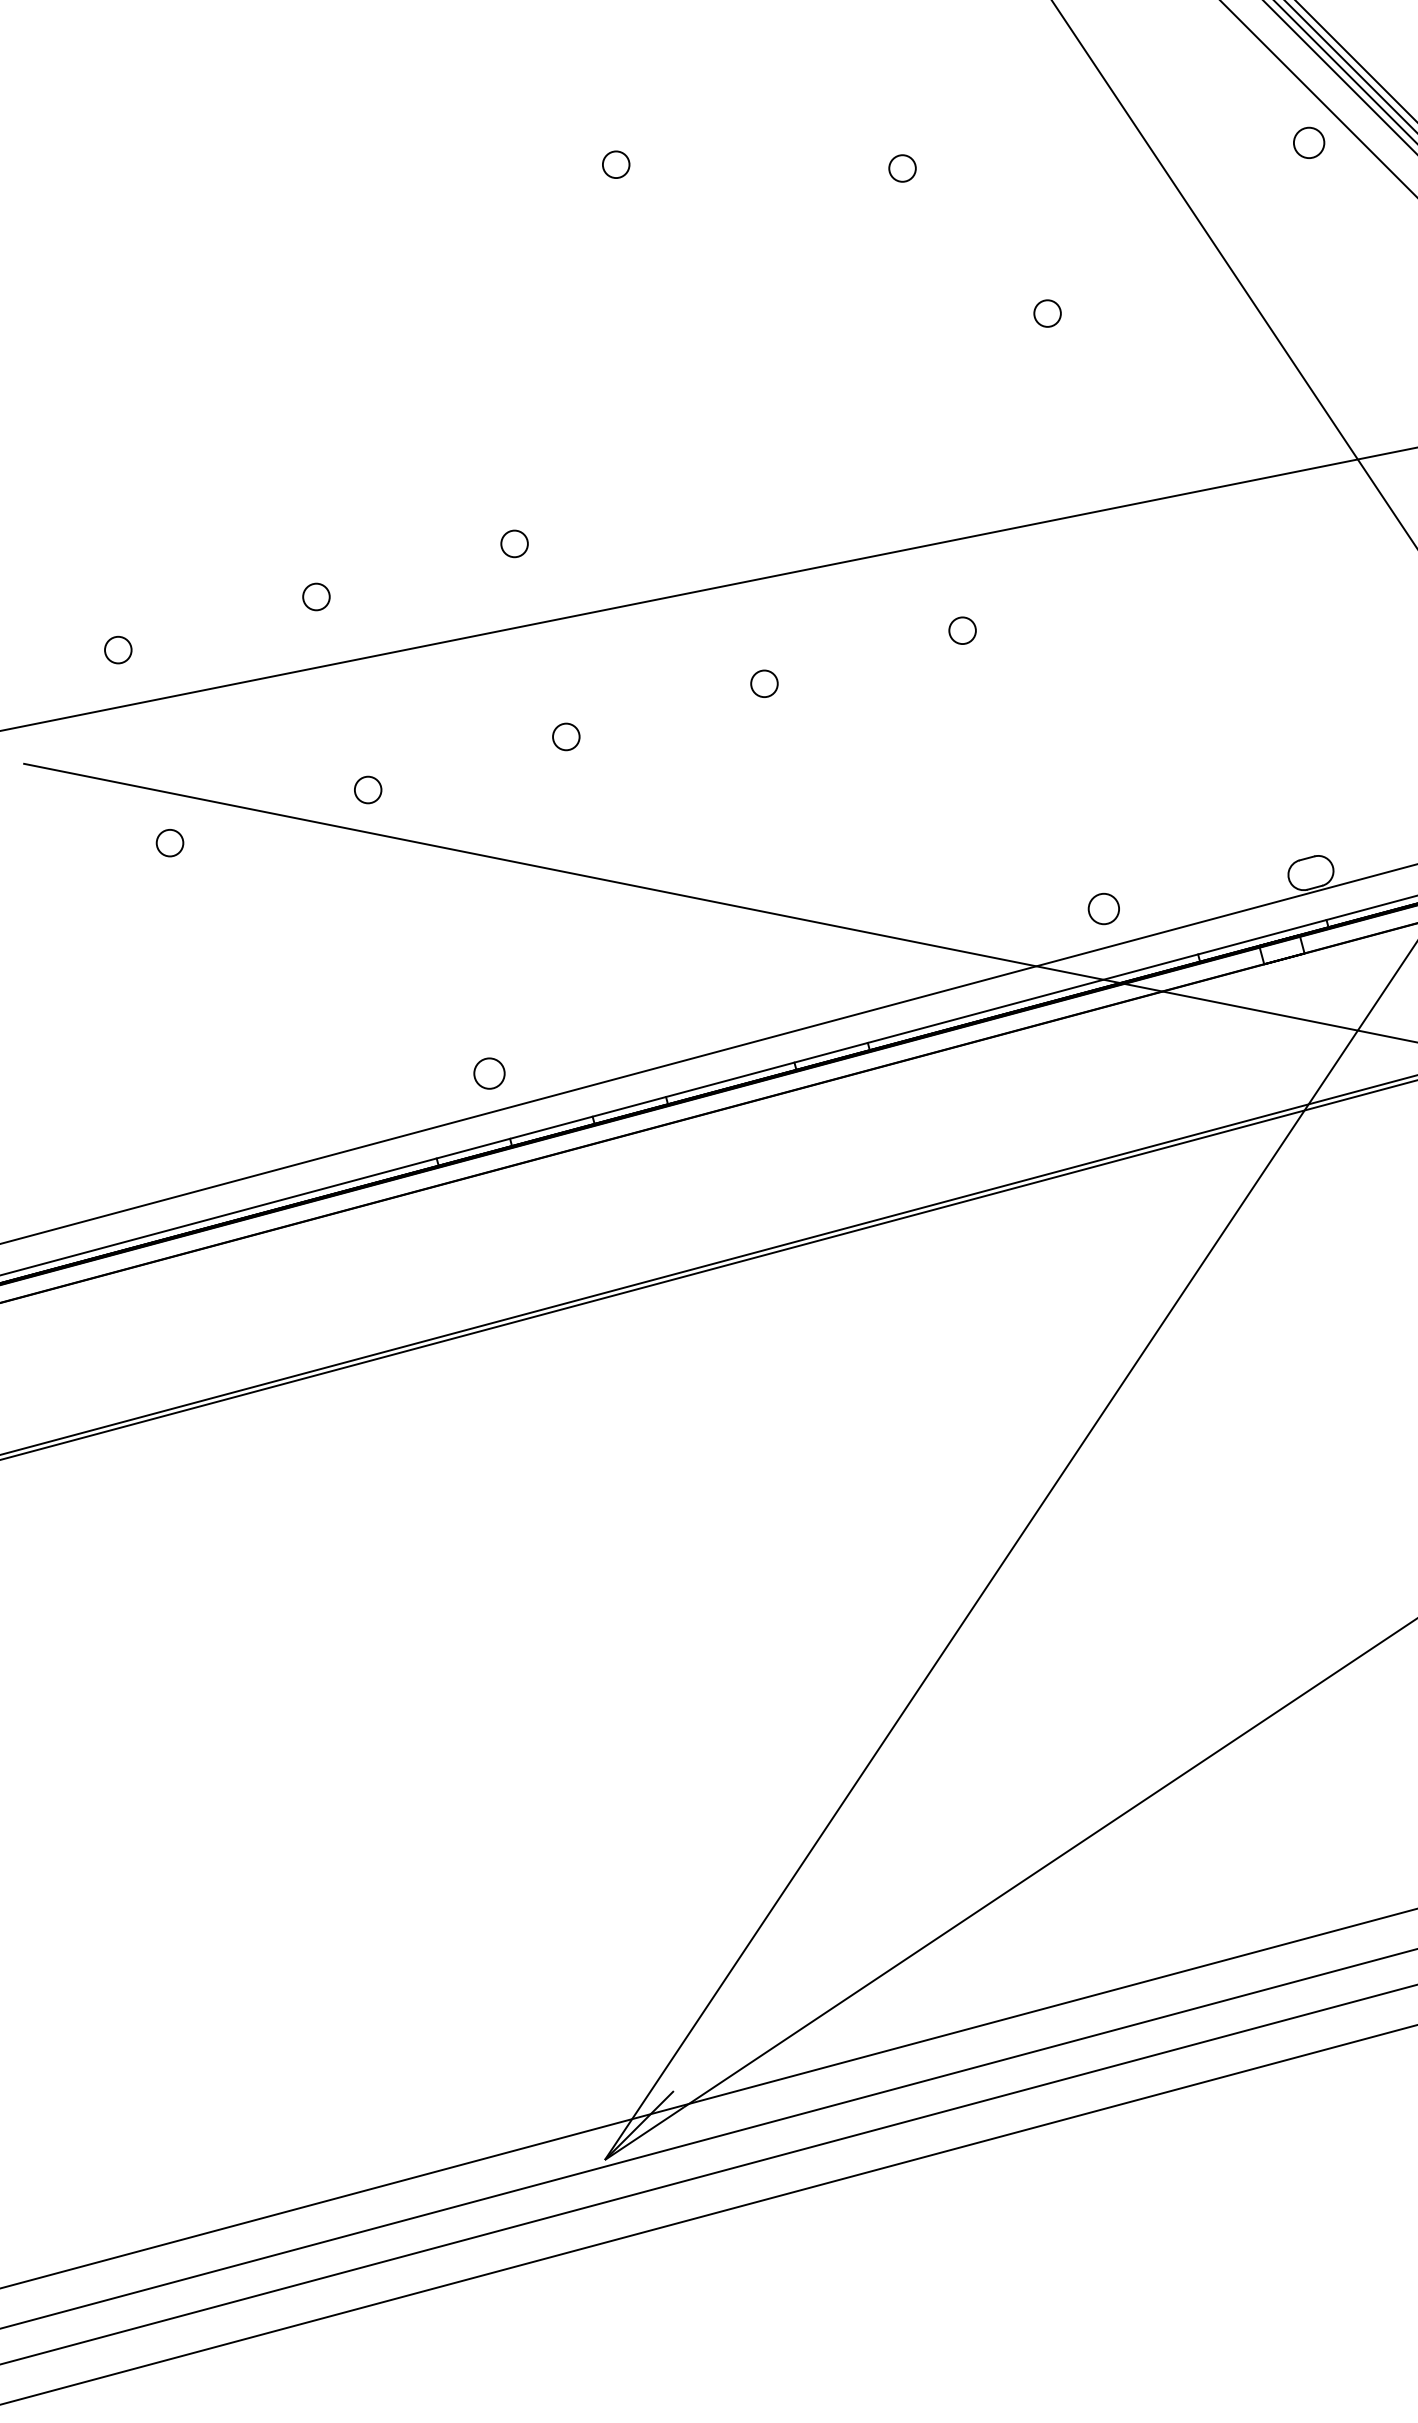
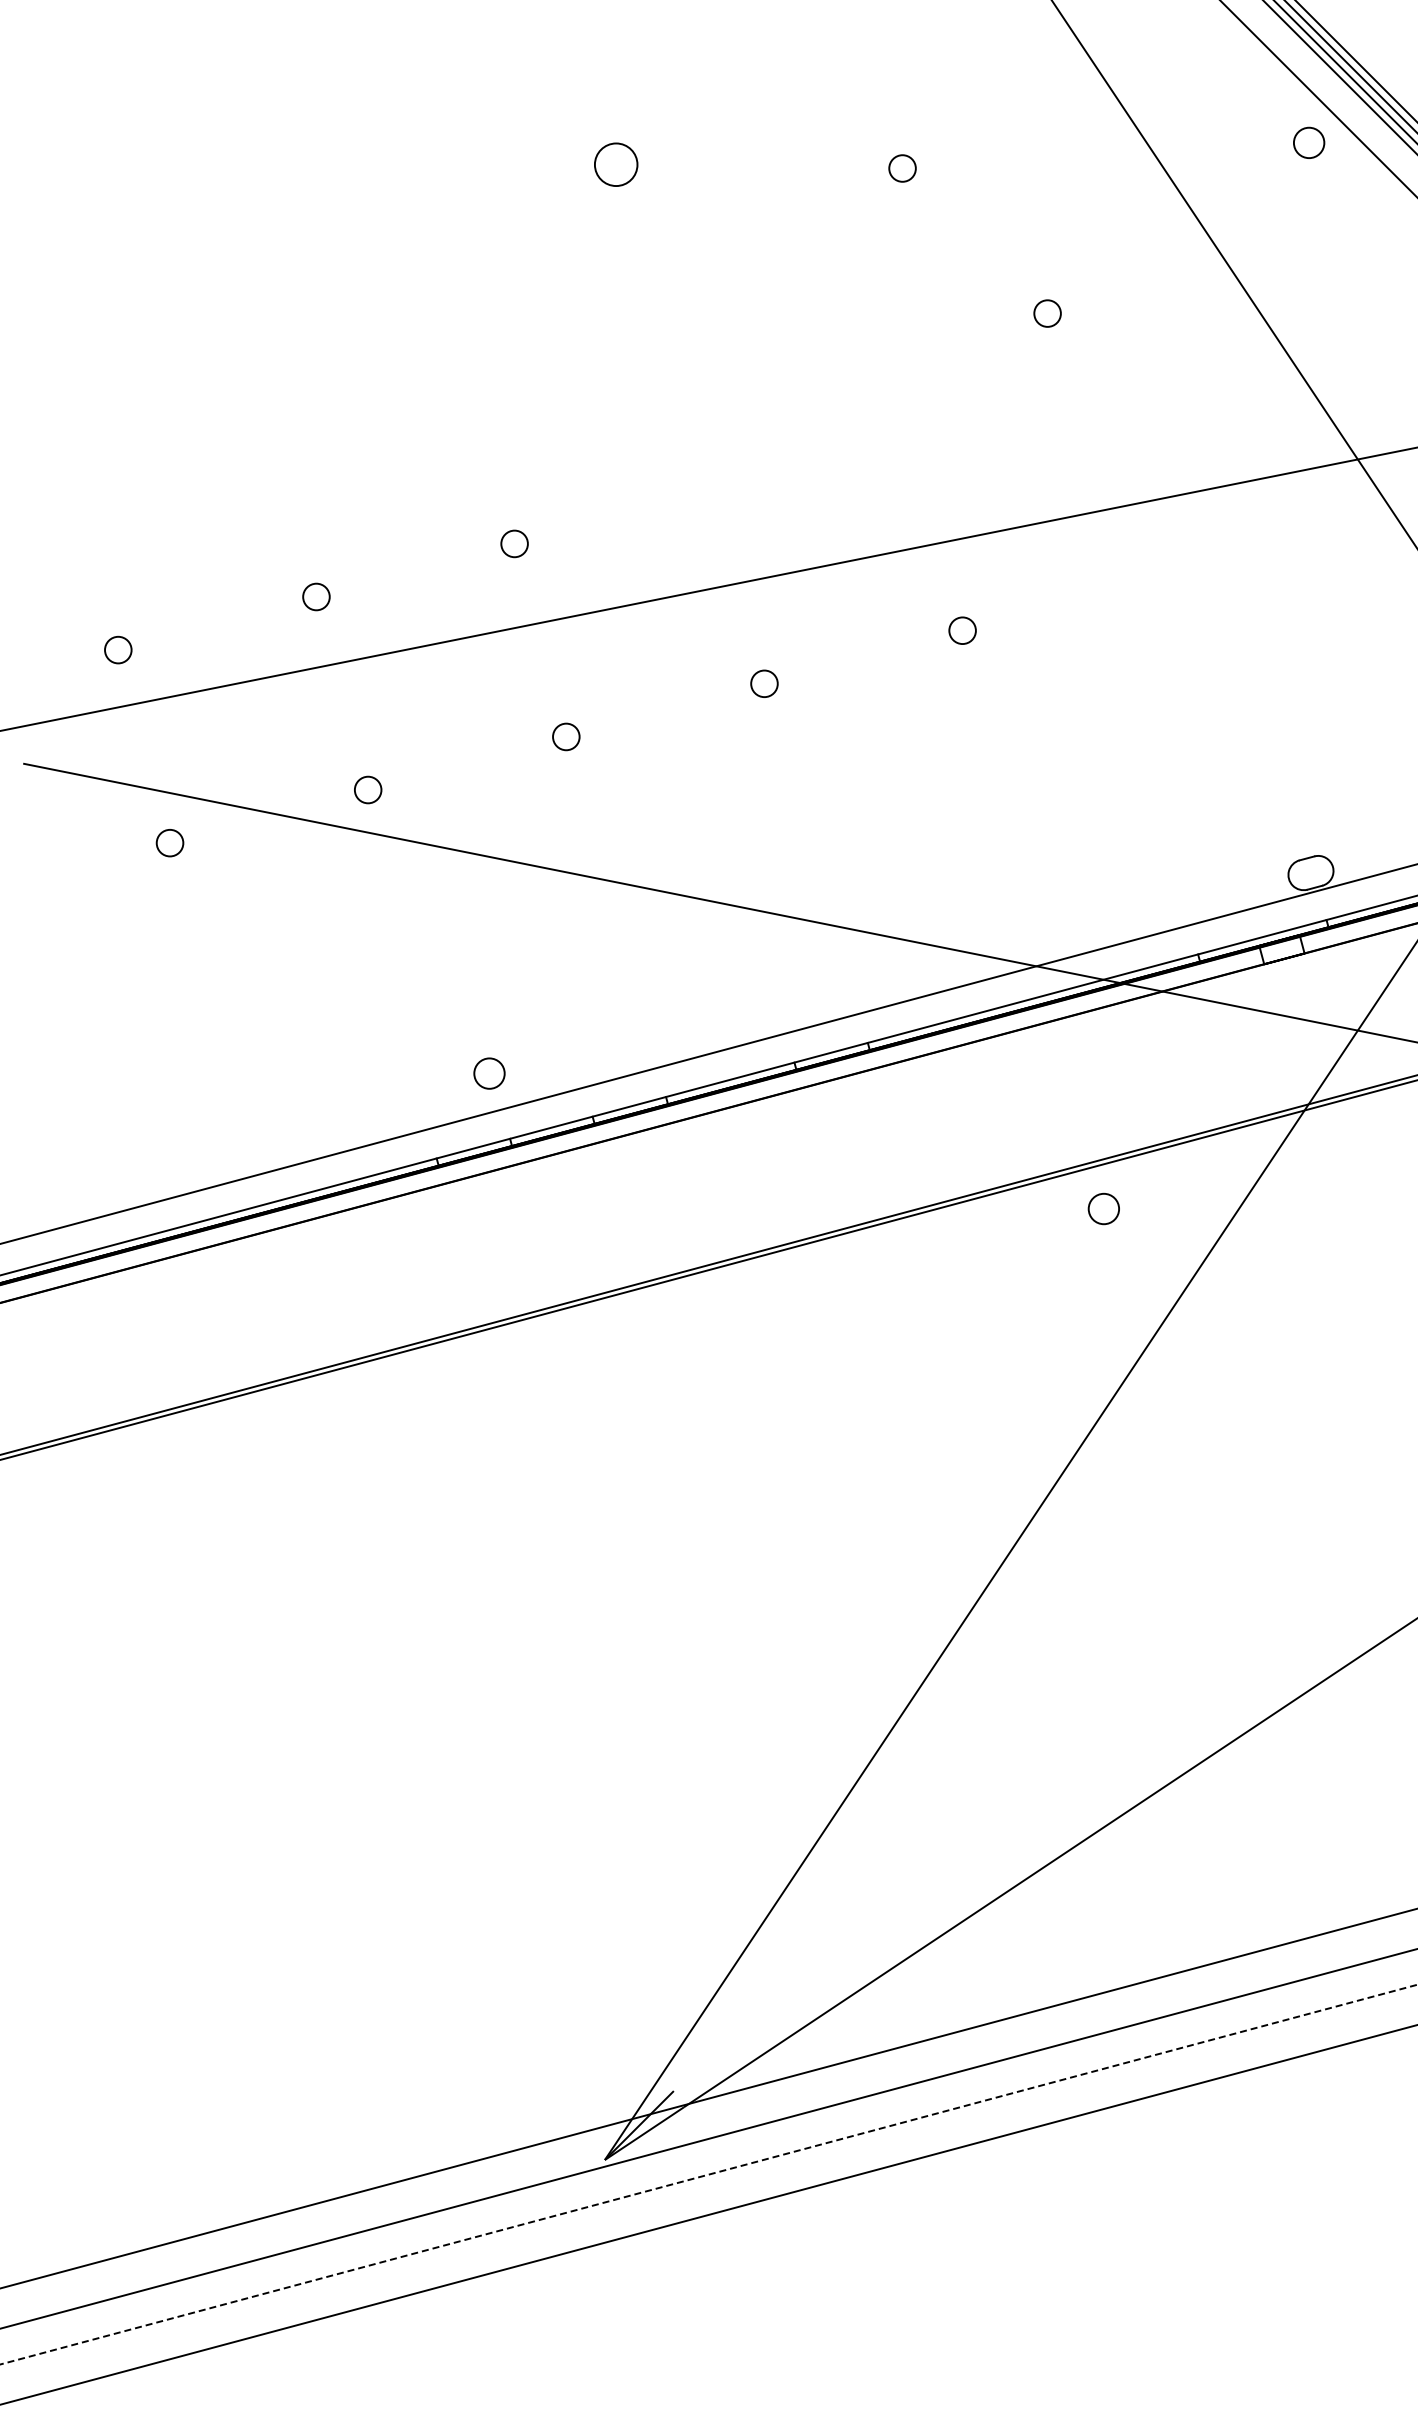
circle diameter: 27 px -> 43 px (615, 164)
circle position: (1103, 908) -> (1103, 1208) (1103, 1208)
line: solid -> dashed (709, 2174)
